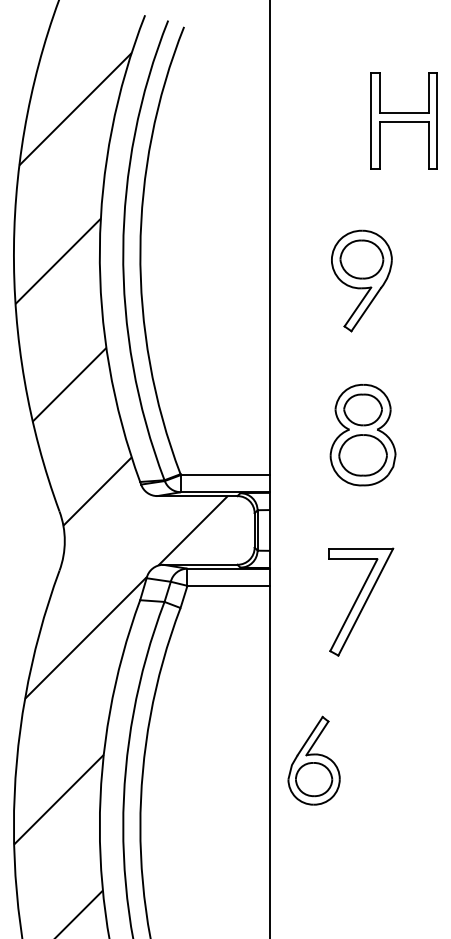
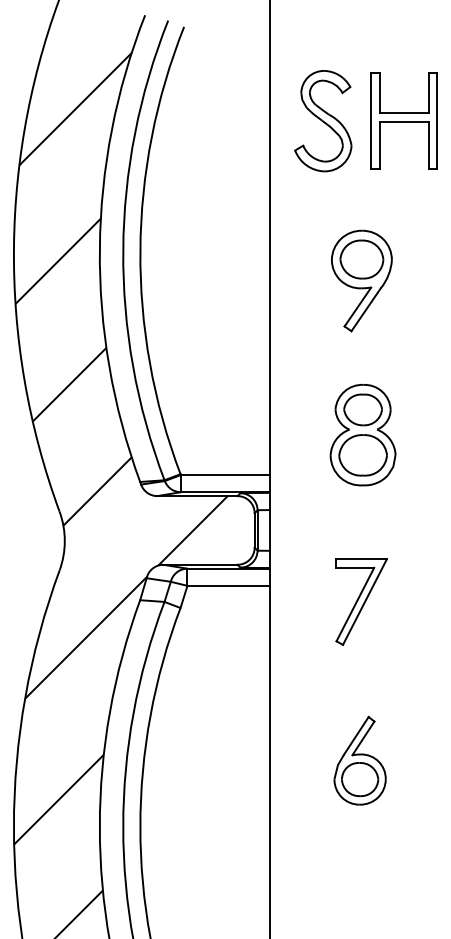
part: none -> present (323, 121)
part size: 67x110 px -> 53x88 px (361, 601)
part position: (313, 760) -> (359, 760) (359, 760)
